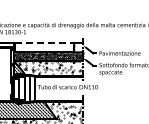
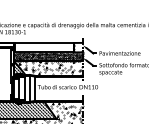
line: dashed -> solid (44, 42)
